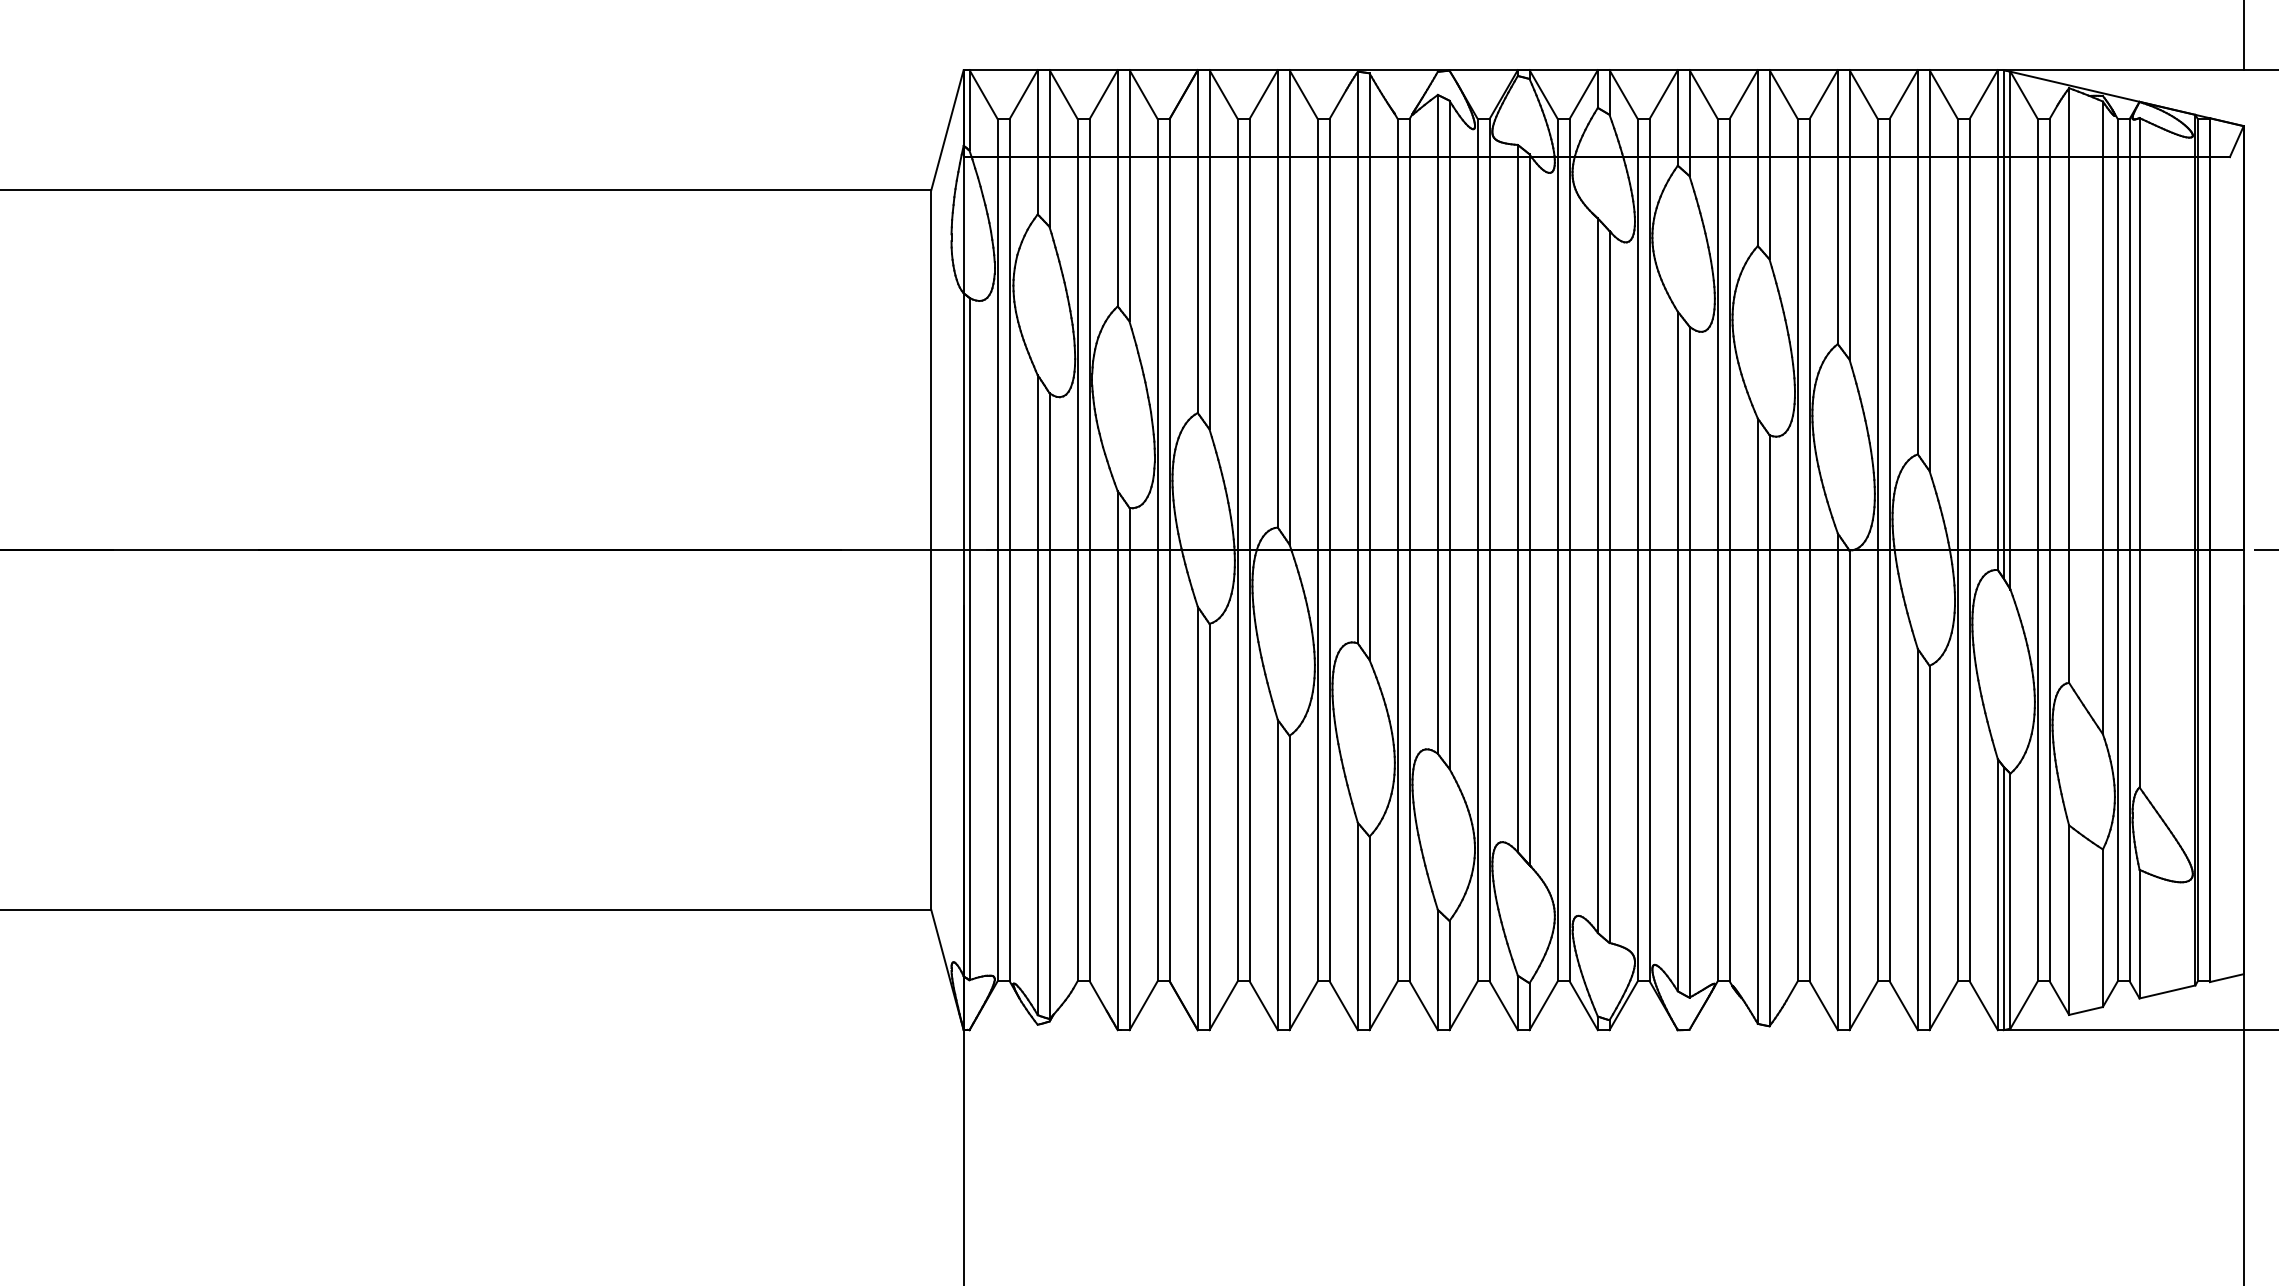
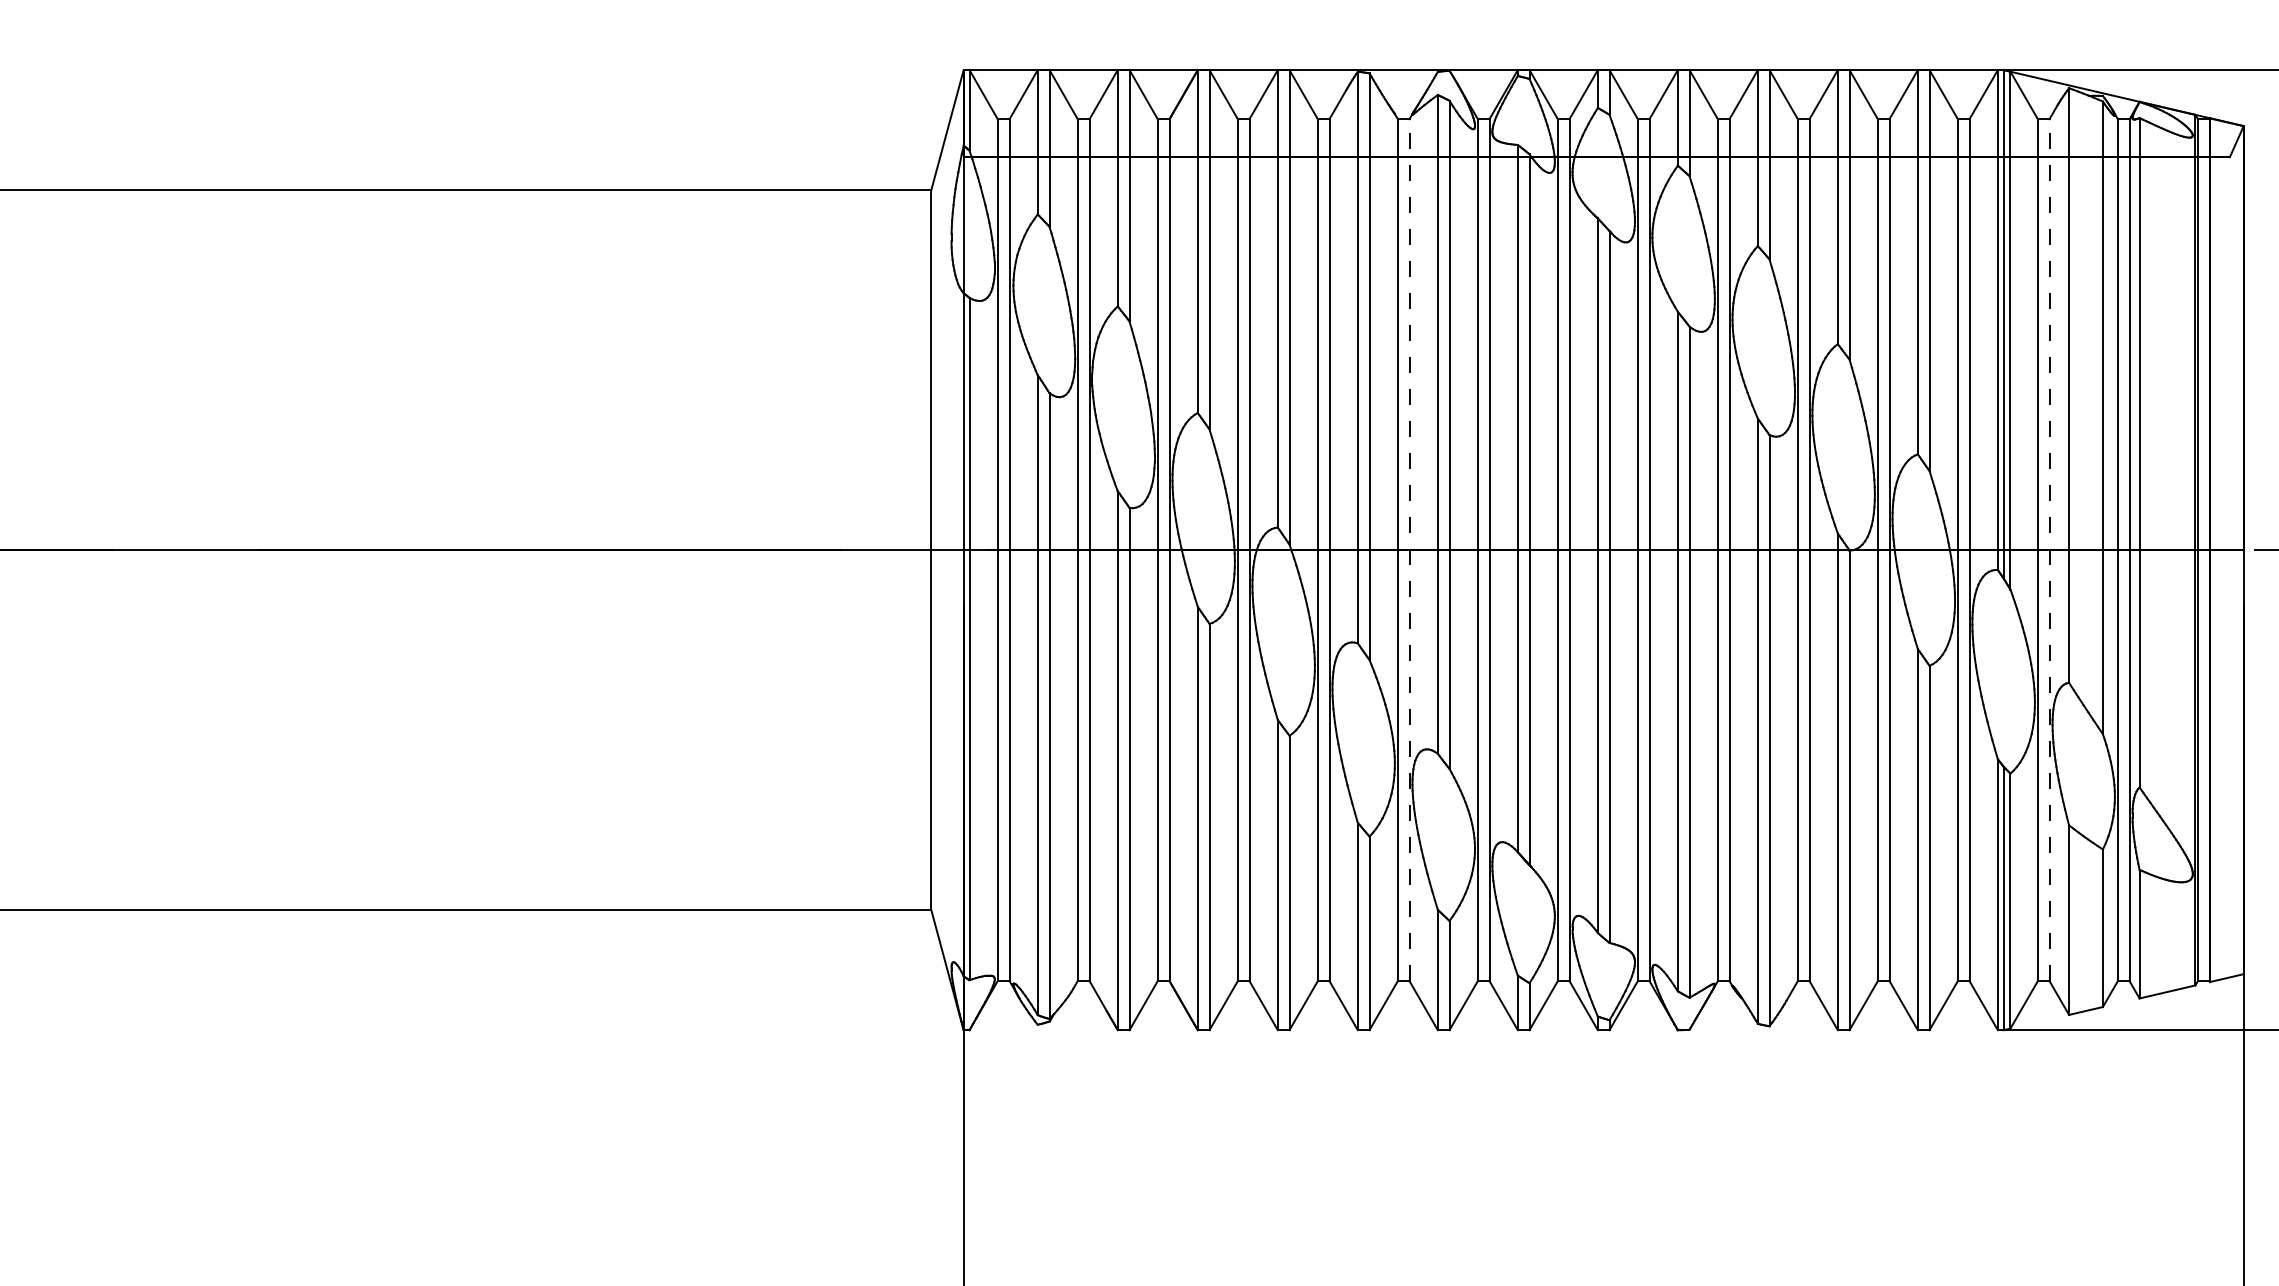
line: present -> none (2243, 36)
line: solid -> dashed (1409, 550)
line: solid -> dashed (2049, 550)
